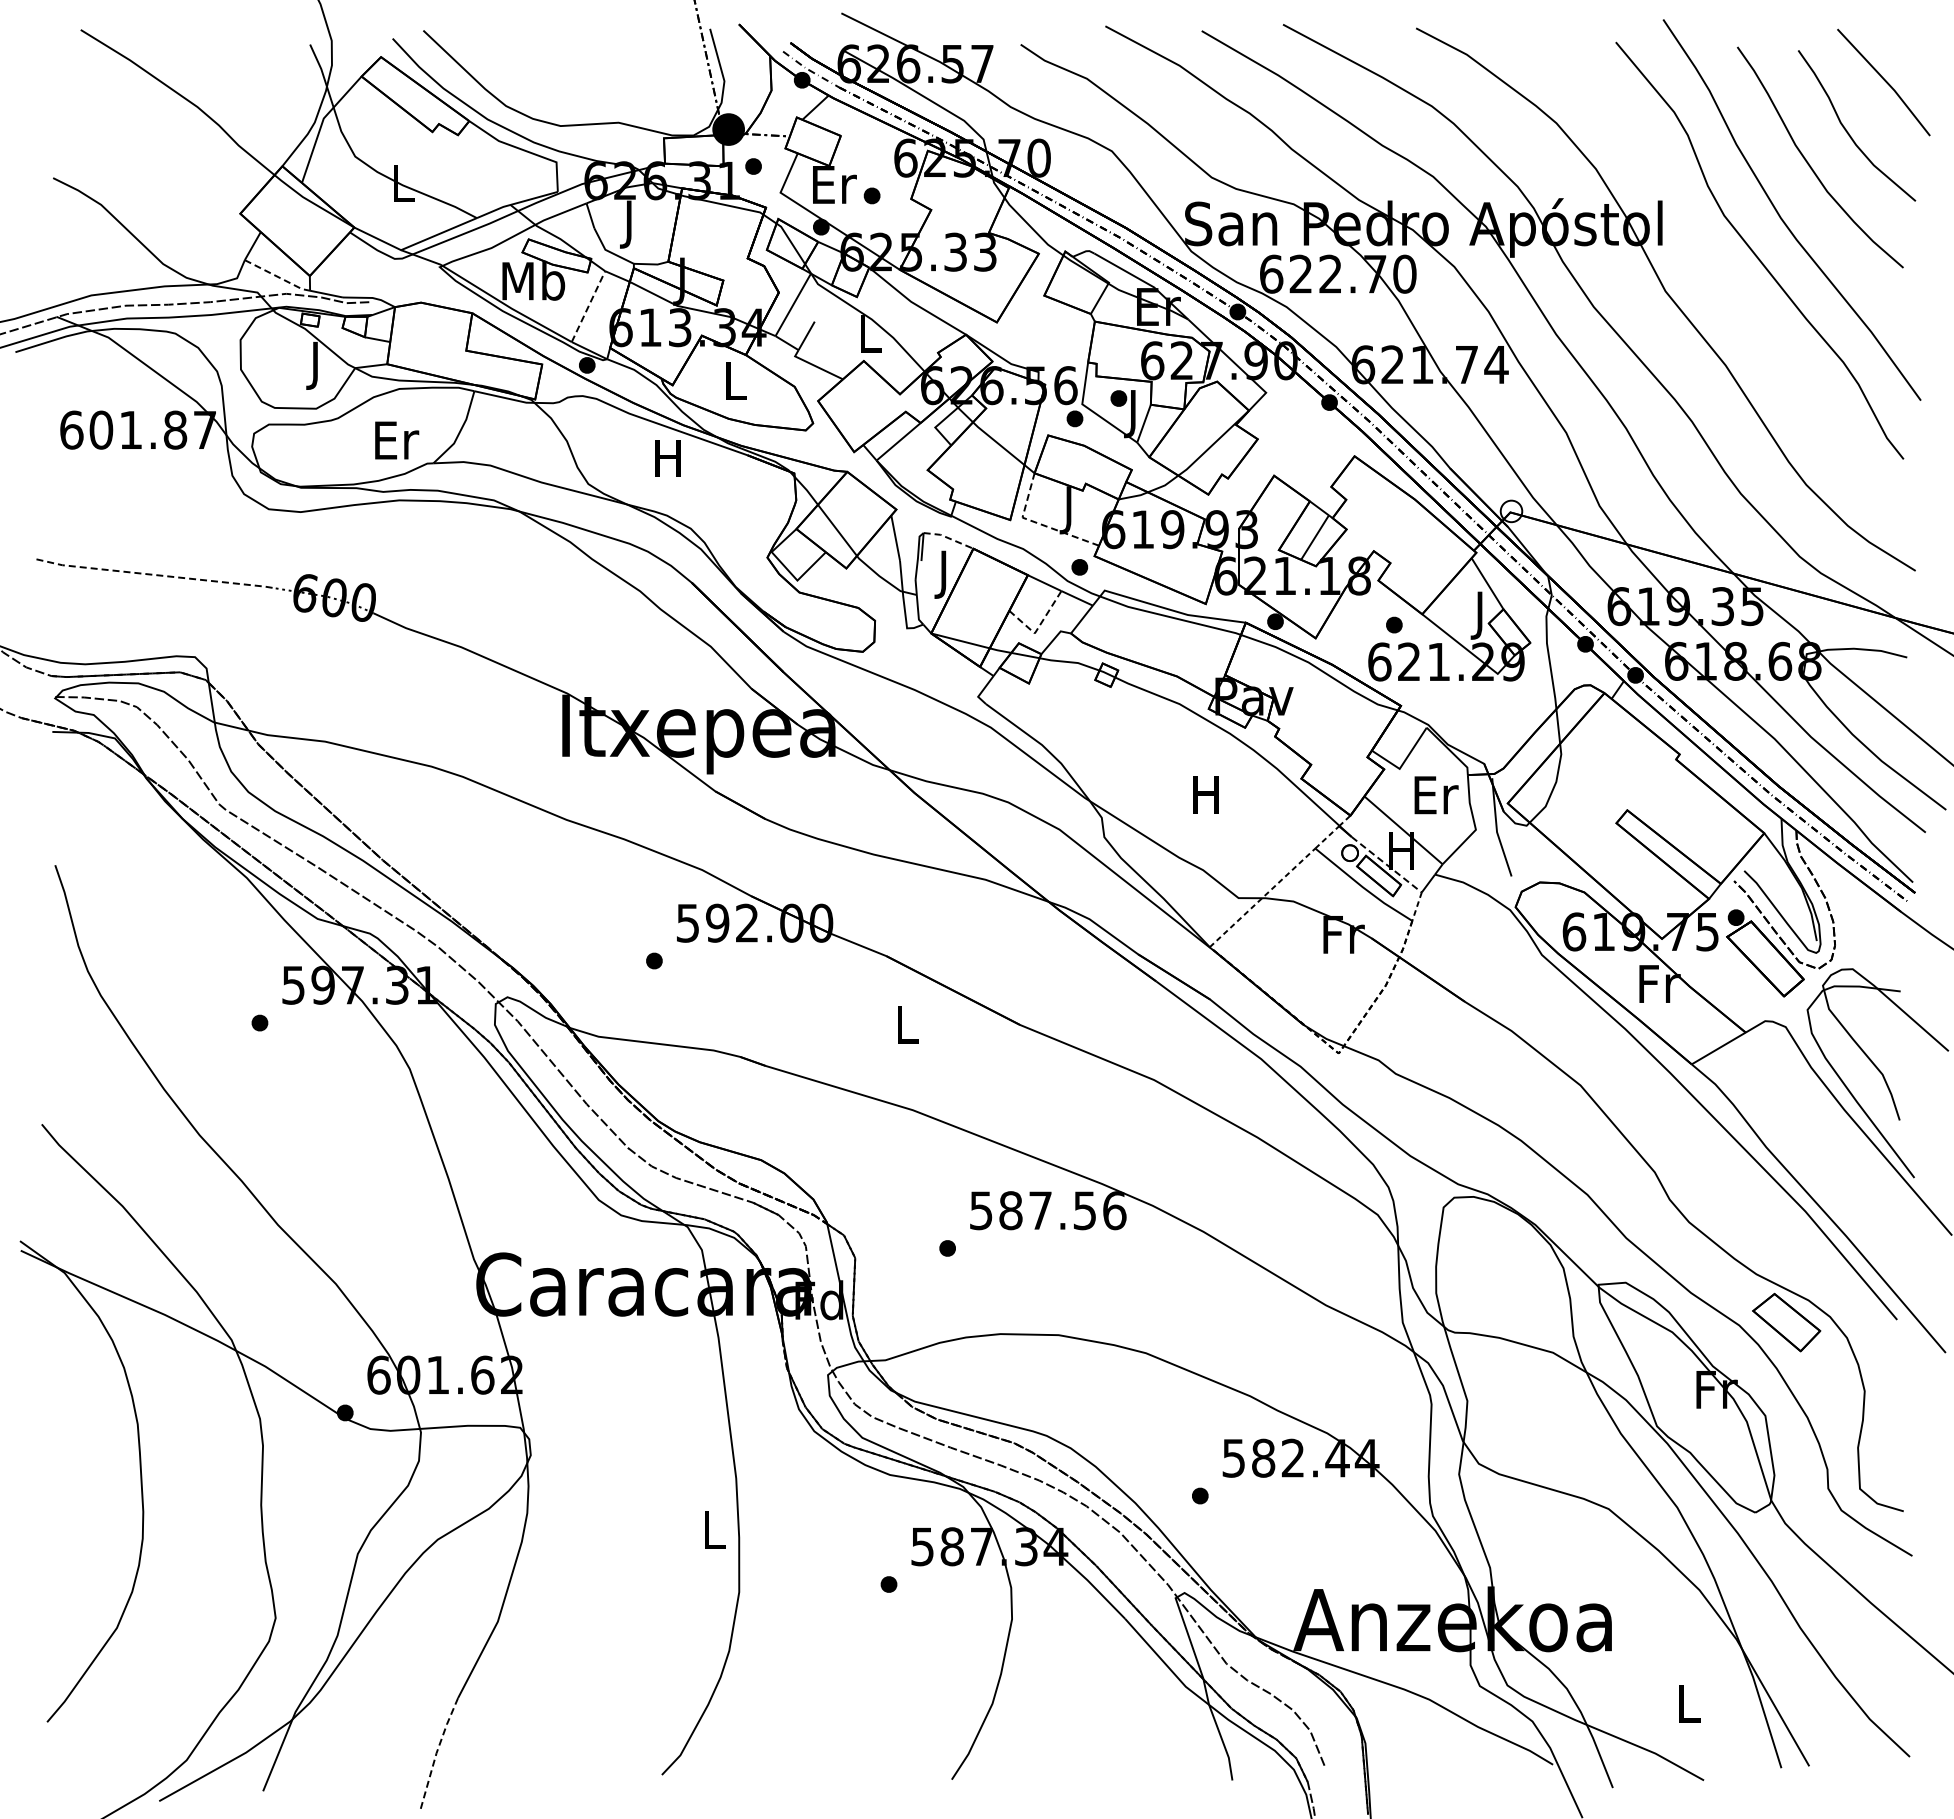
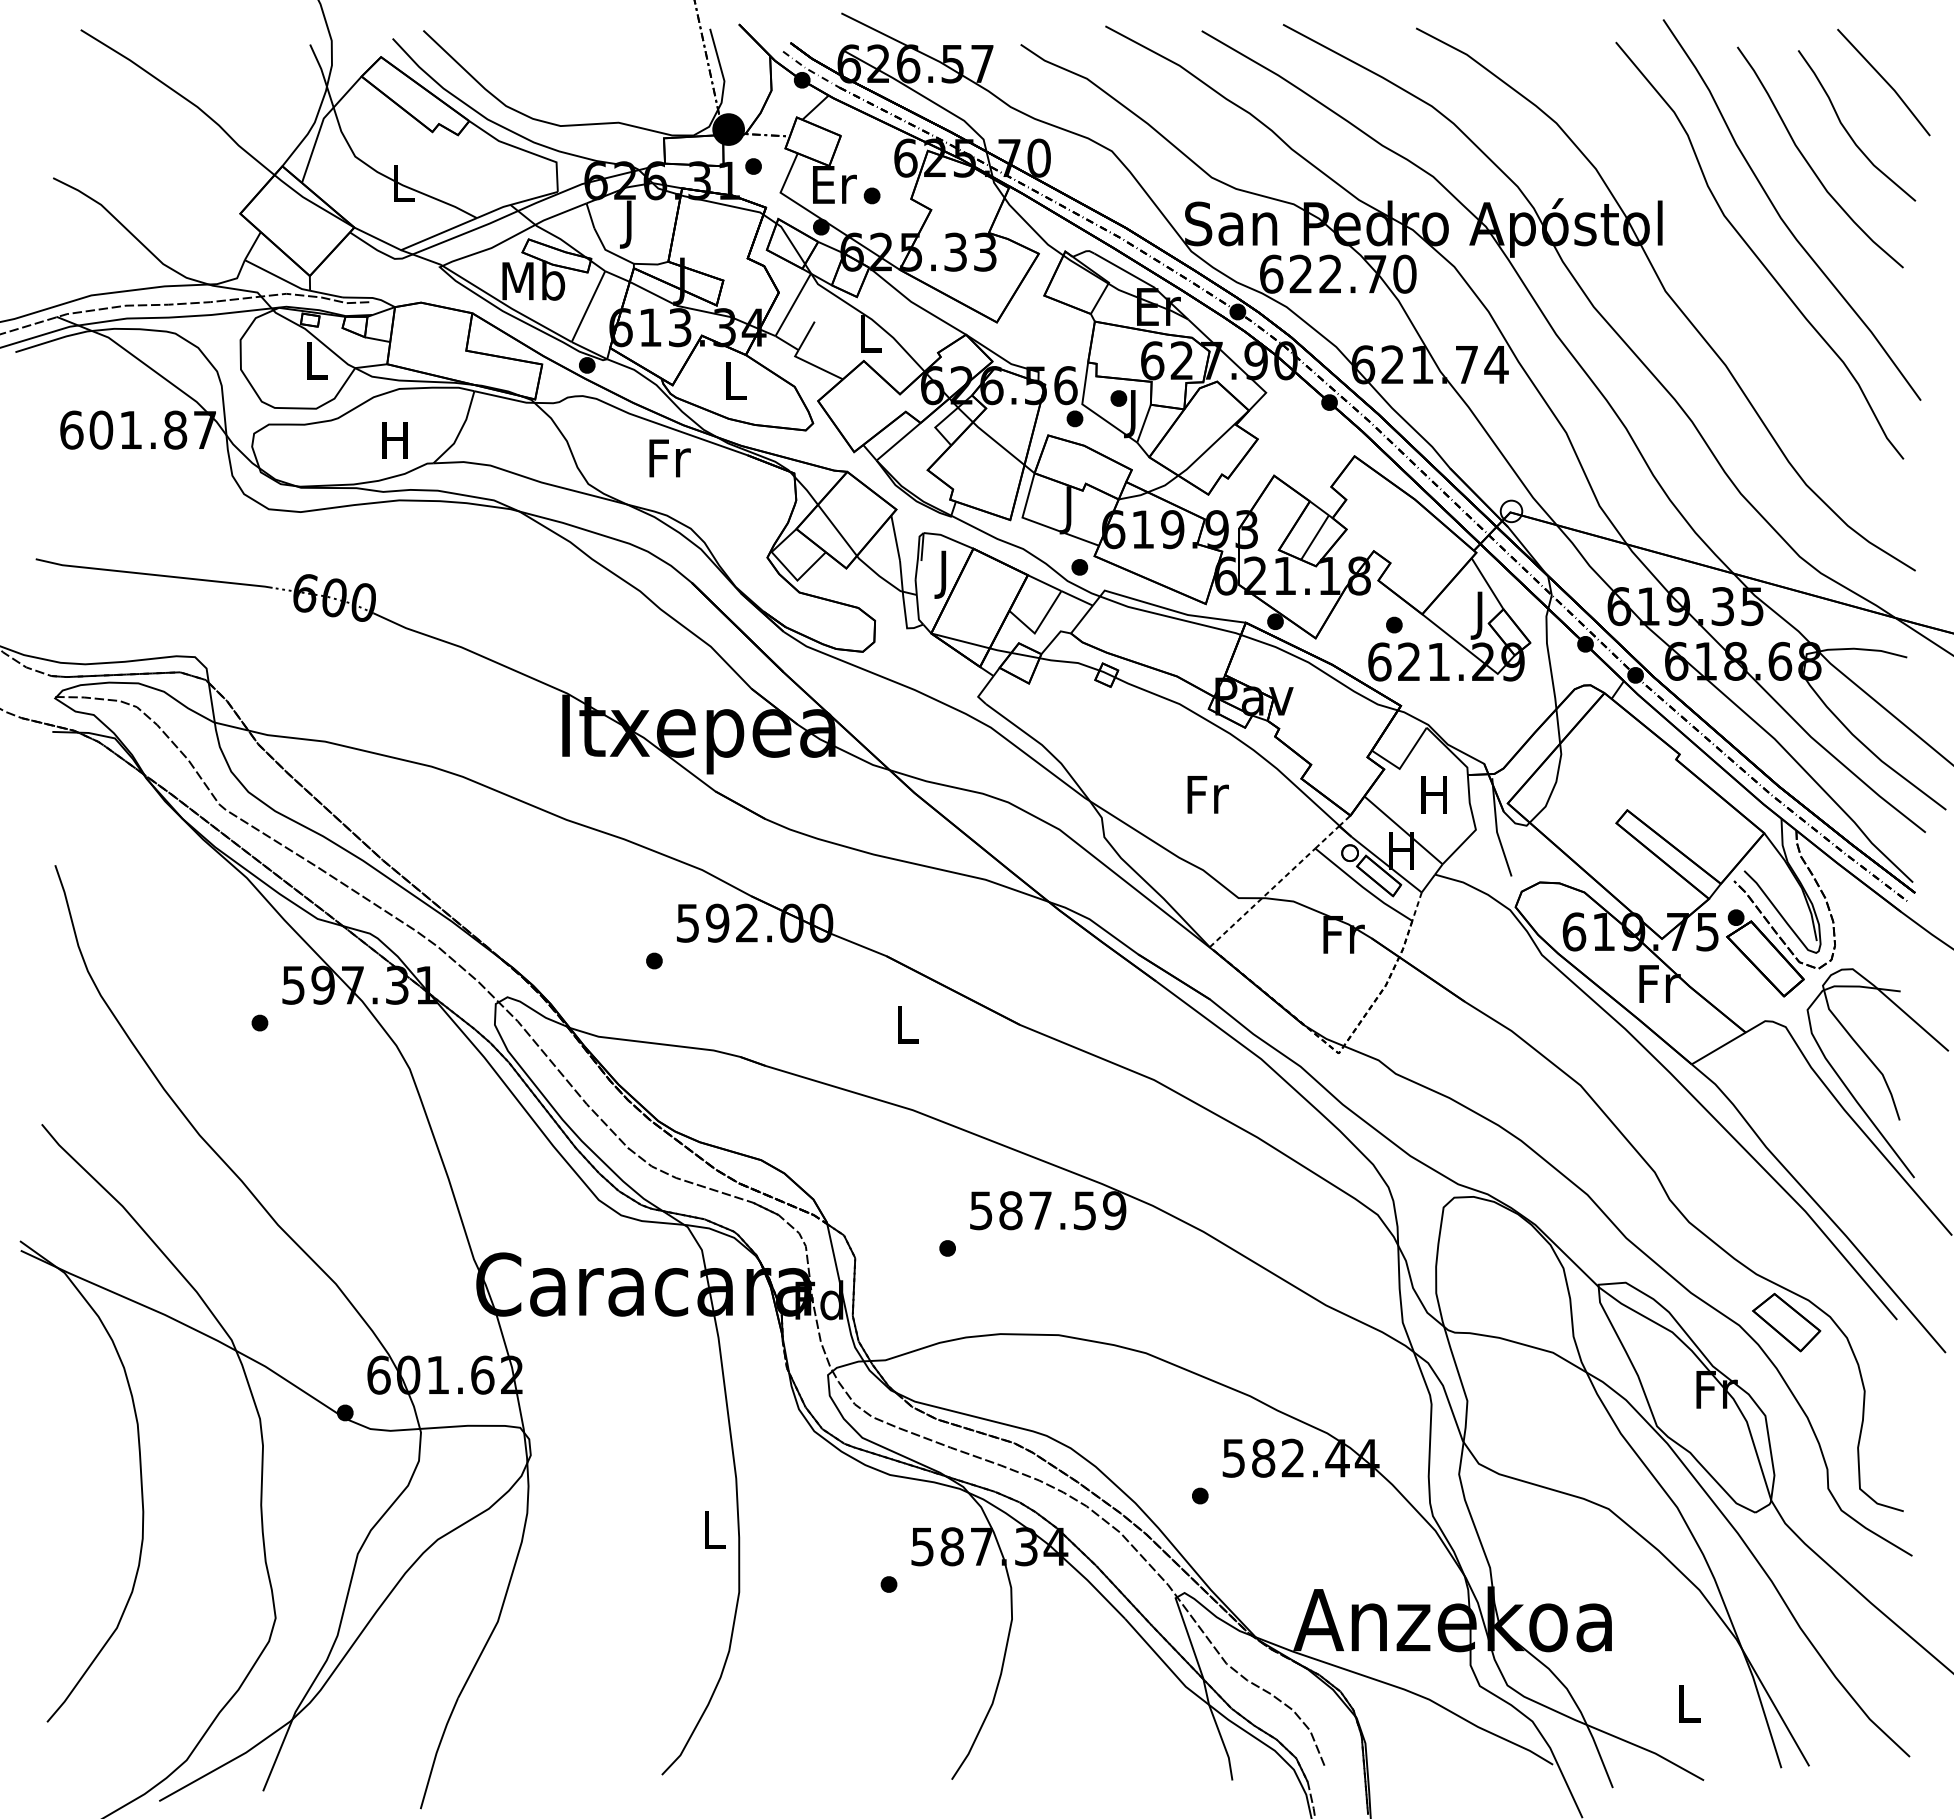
line: dashed -> solid (277, 276)
line: dashed -> solid (588, 306)
text: J -> L (316, 365)
text: Er -> H (397, 440)
text: H -> Fr (669, 458)
line: dashed -> solid (1038, 523)
line: dashed -> solid (948, 538)
line: dashed -> solid (153, 574)
line: dashed -> solid (1038, 626)
text: H -> Fr (1207, 794)
text: Er -> H (1436, 795)
line: dashed -> solid (1386, 864)
text: 587.56 -> 587.59 (1114, 1210)
line: dashed -> solid (436, 1753)
